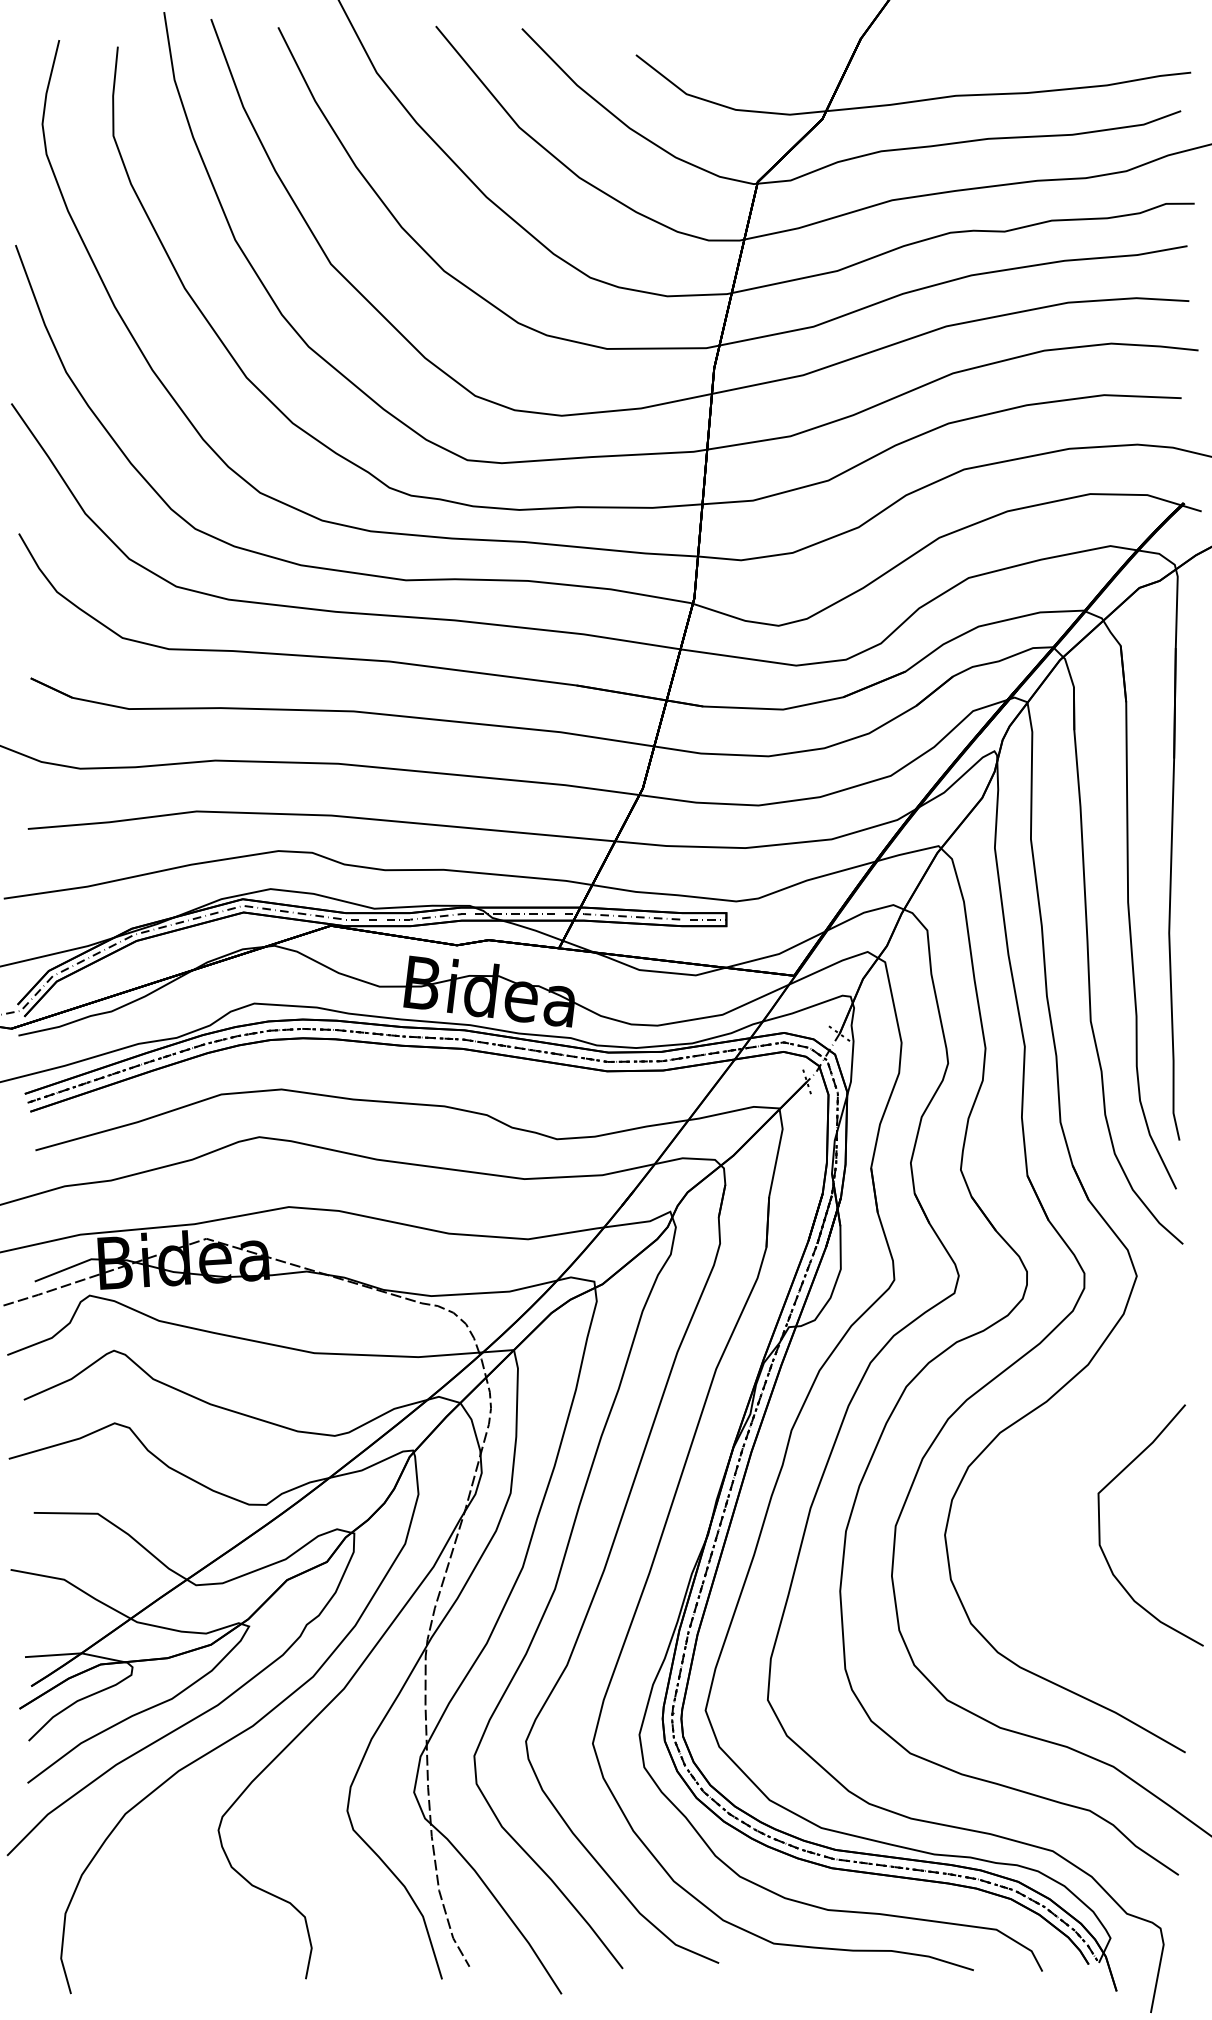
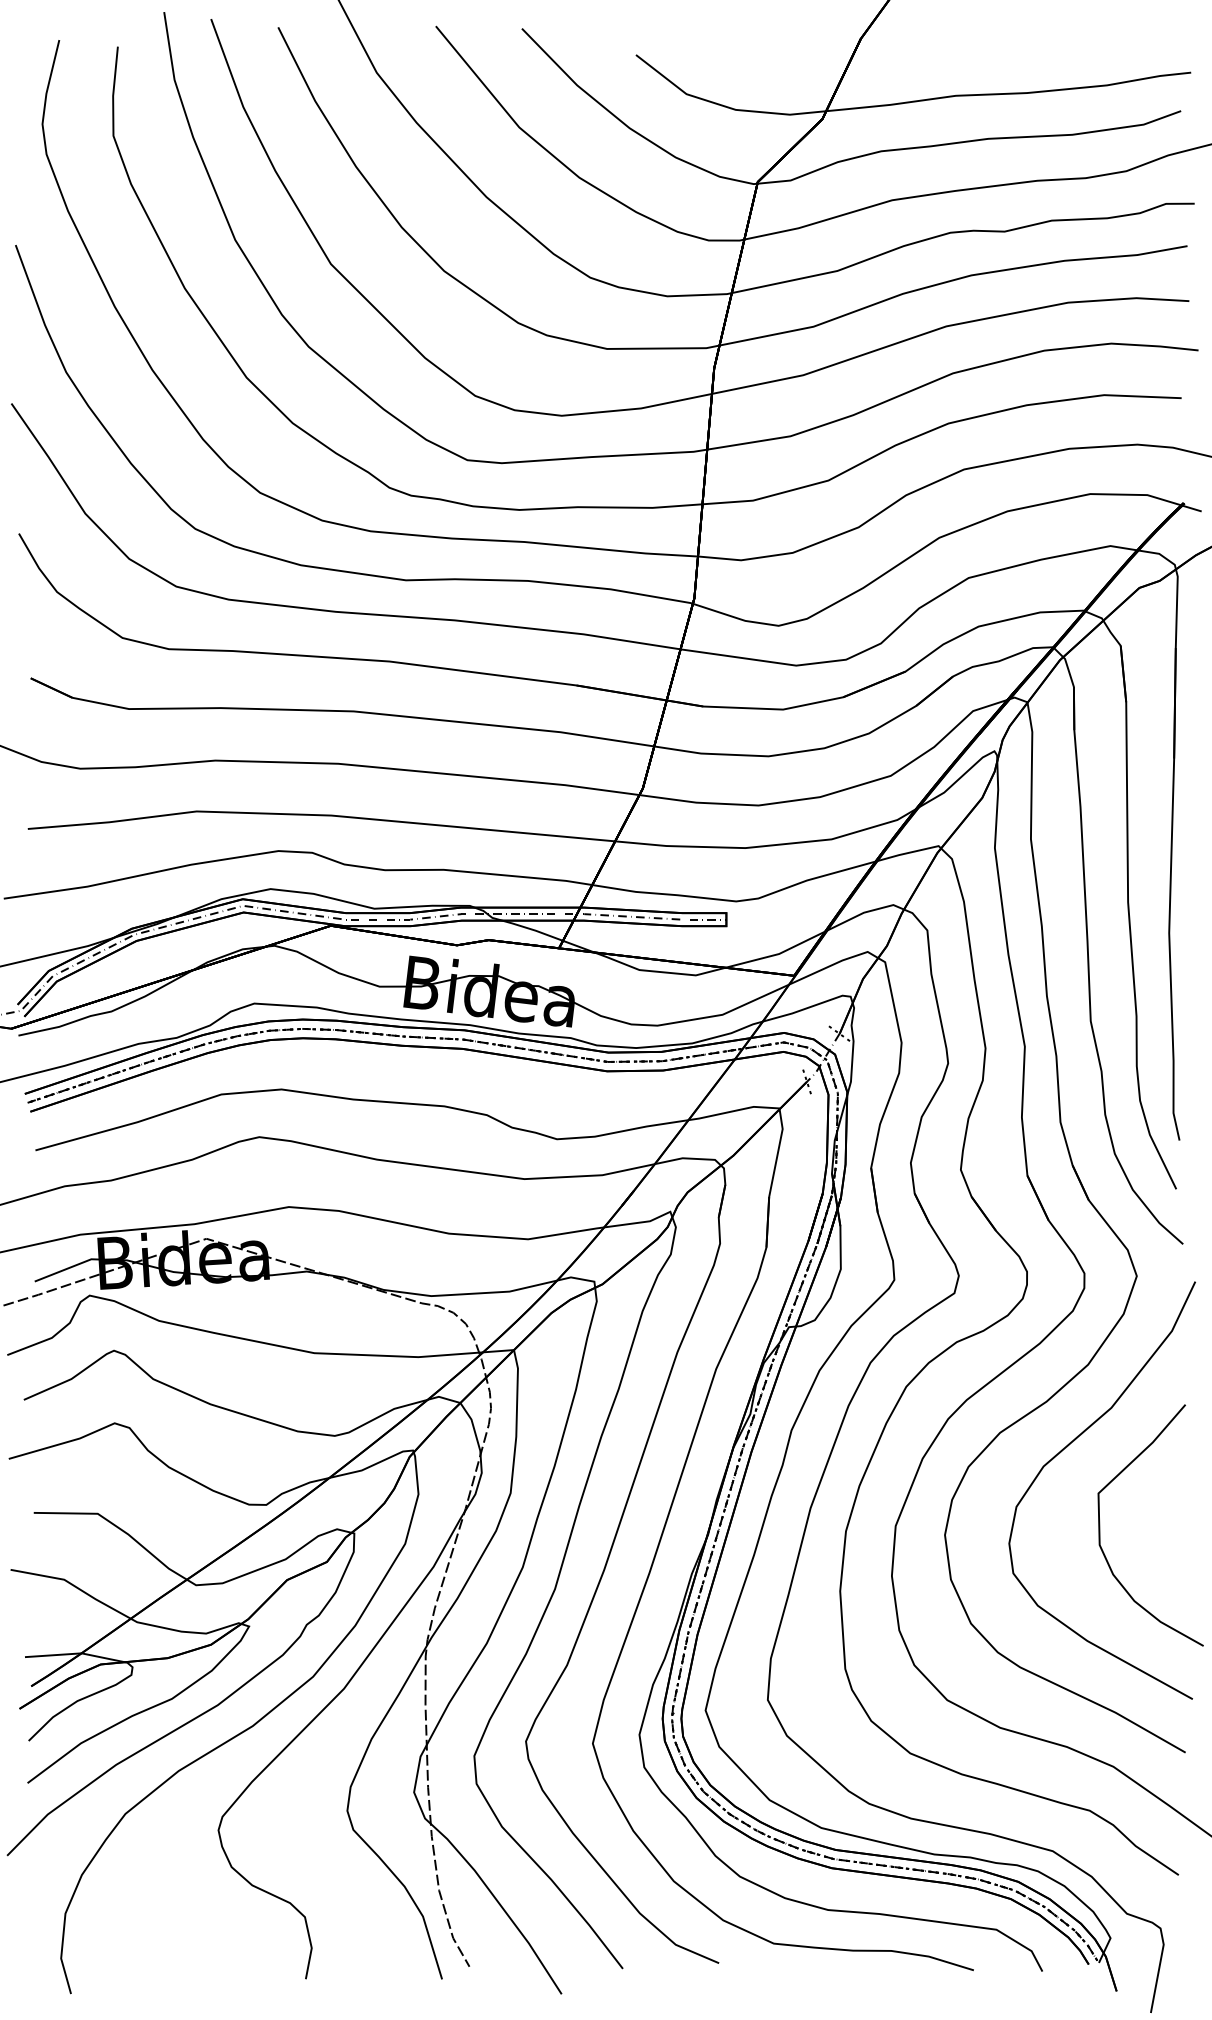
curve: none -> present (1067, 1447)
